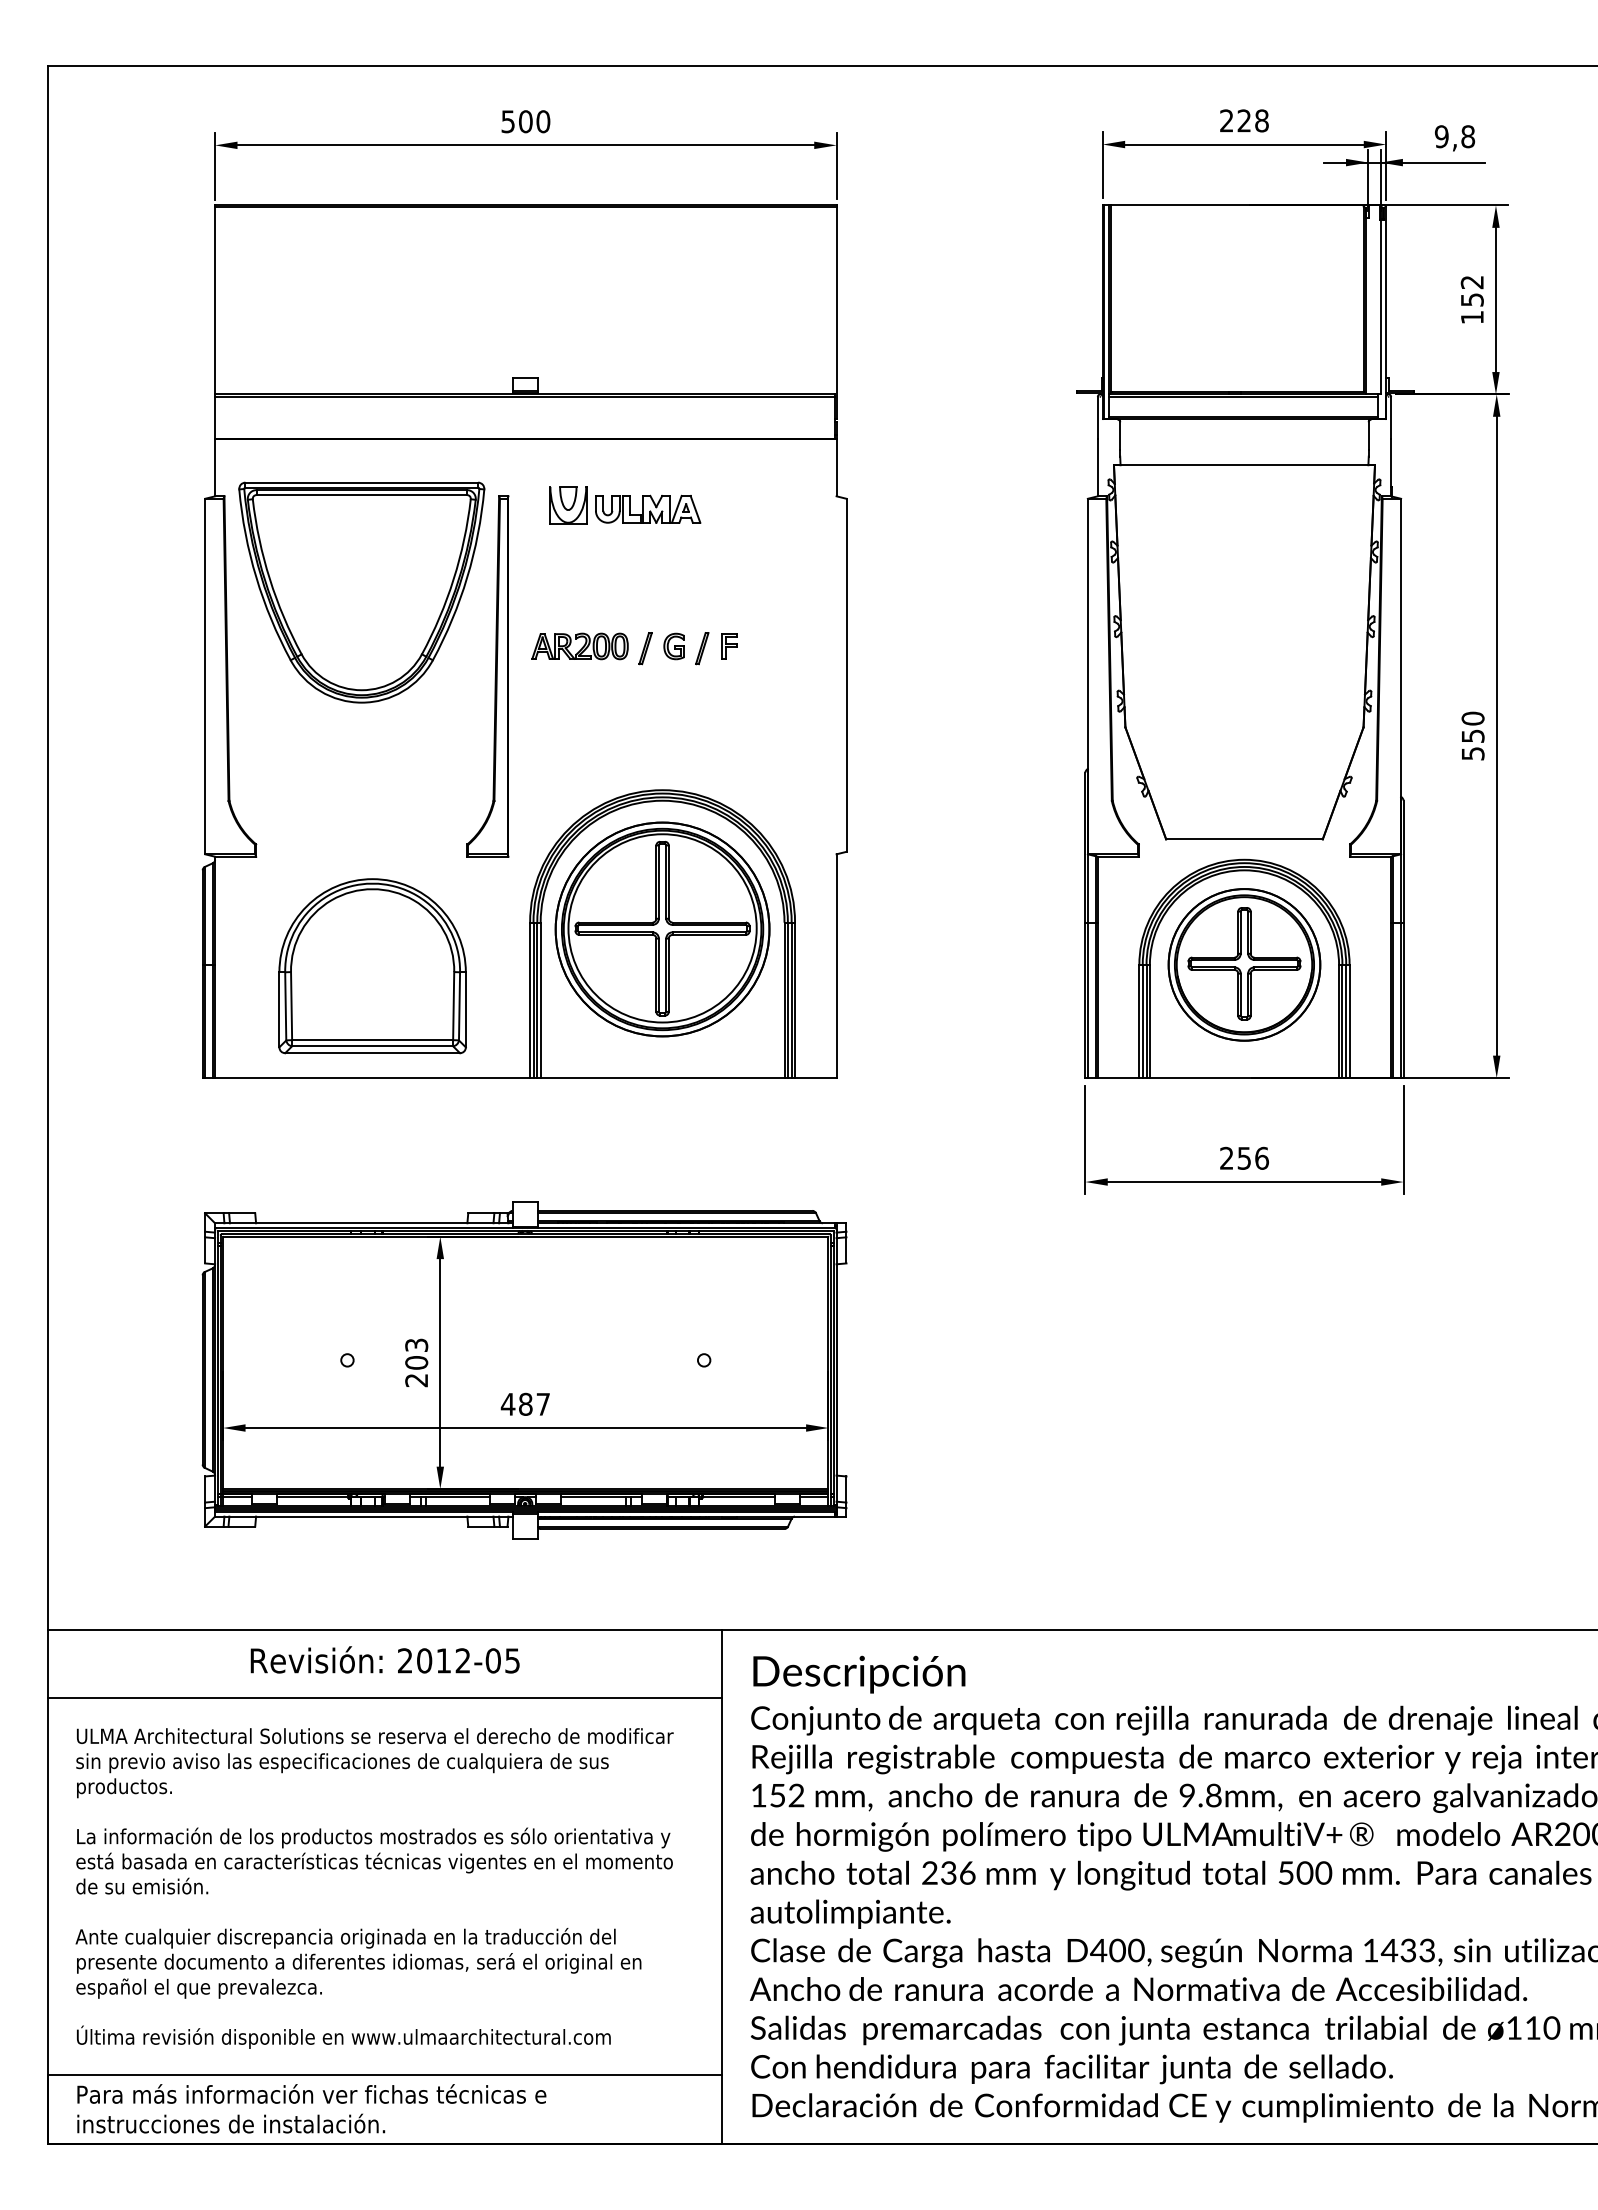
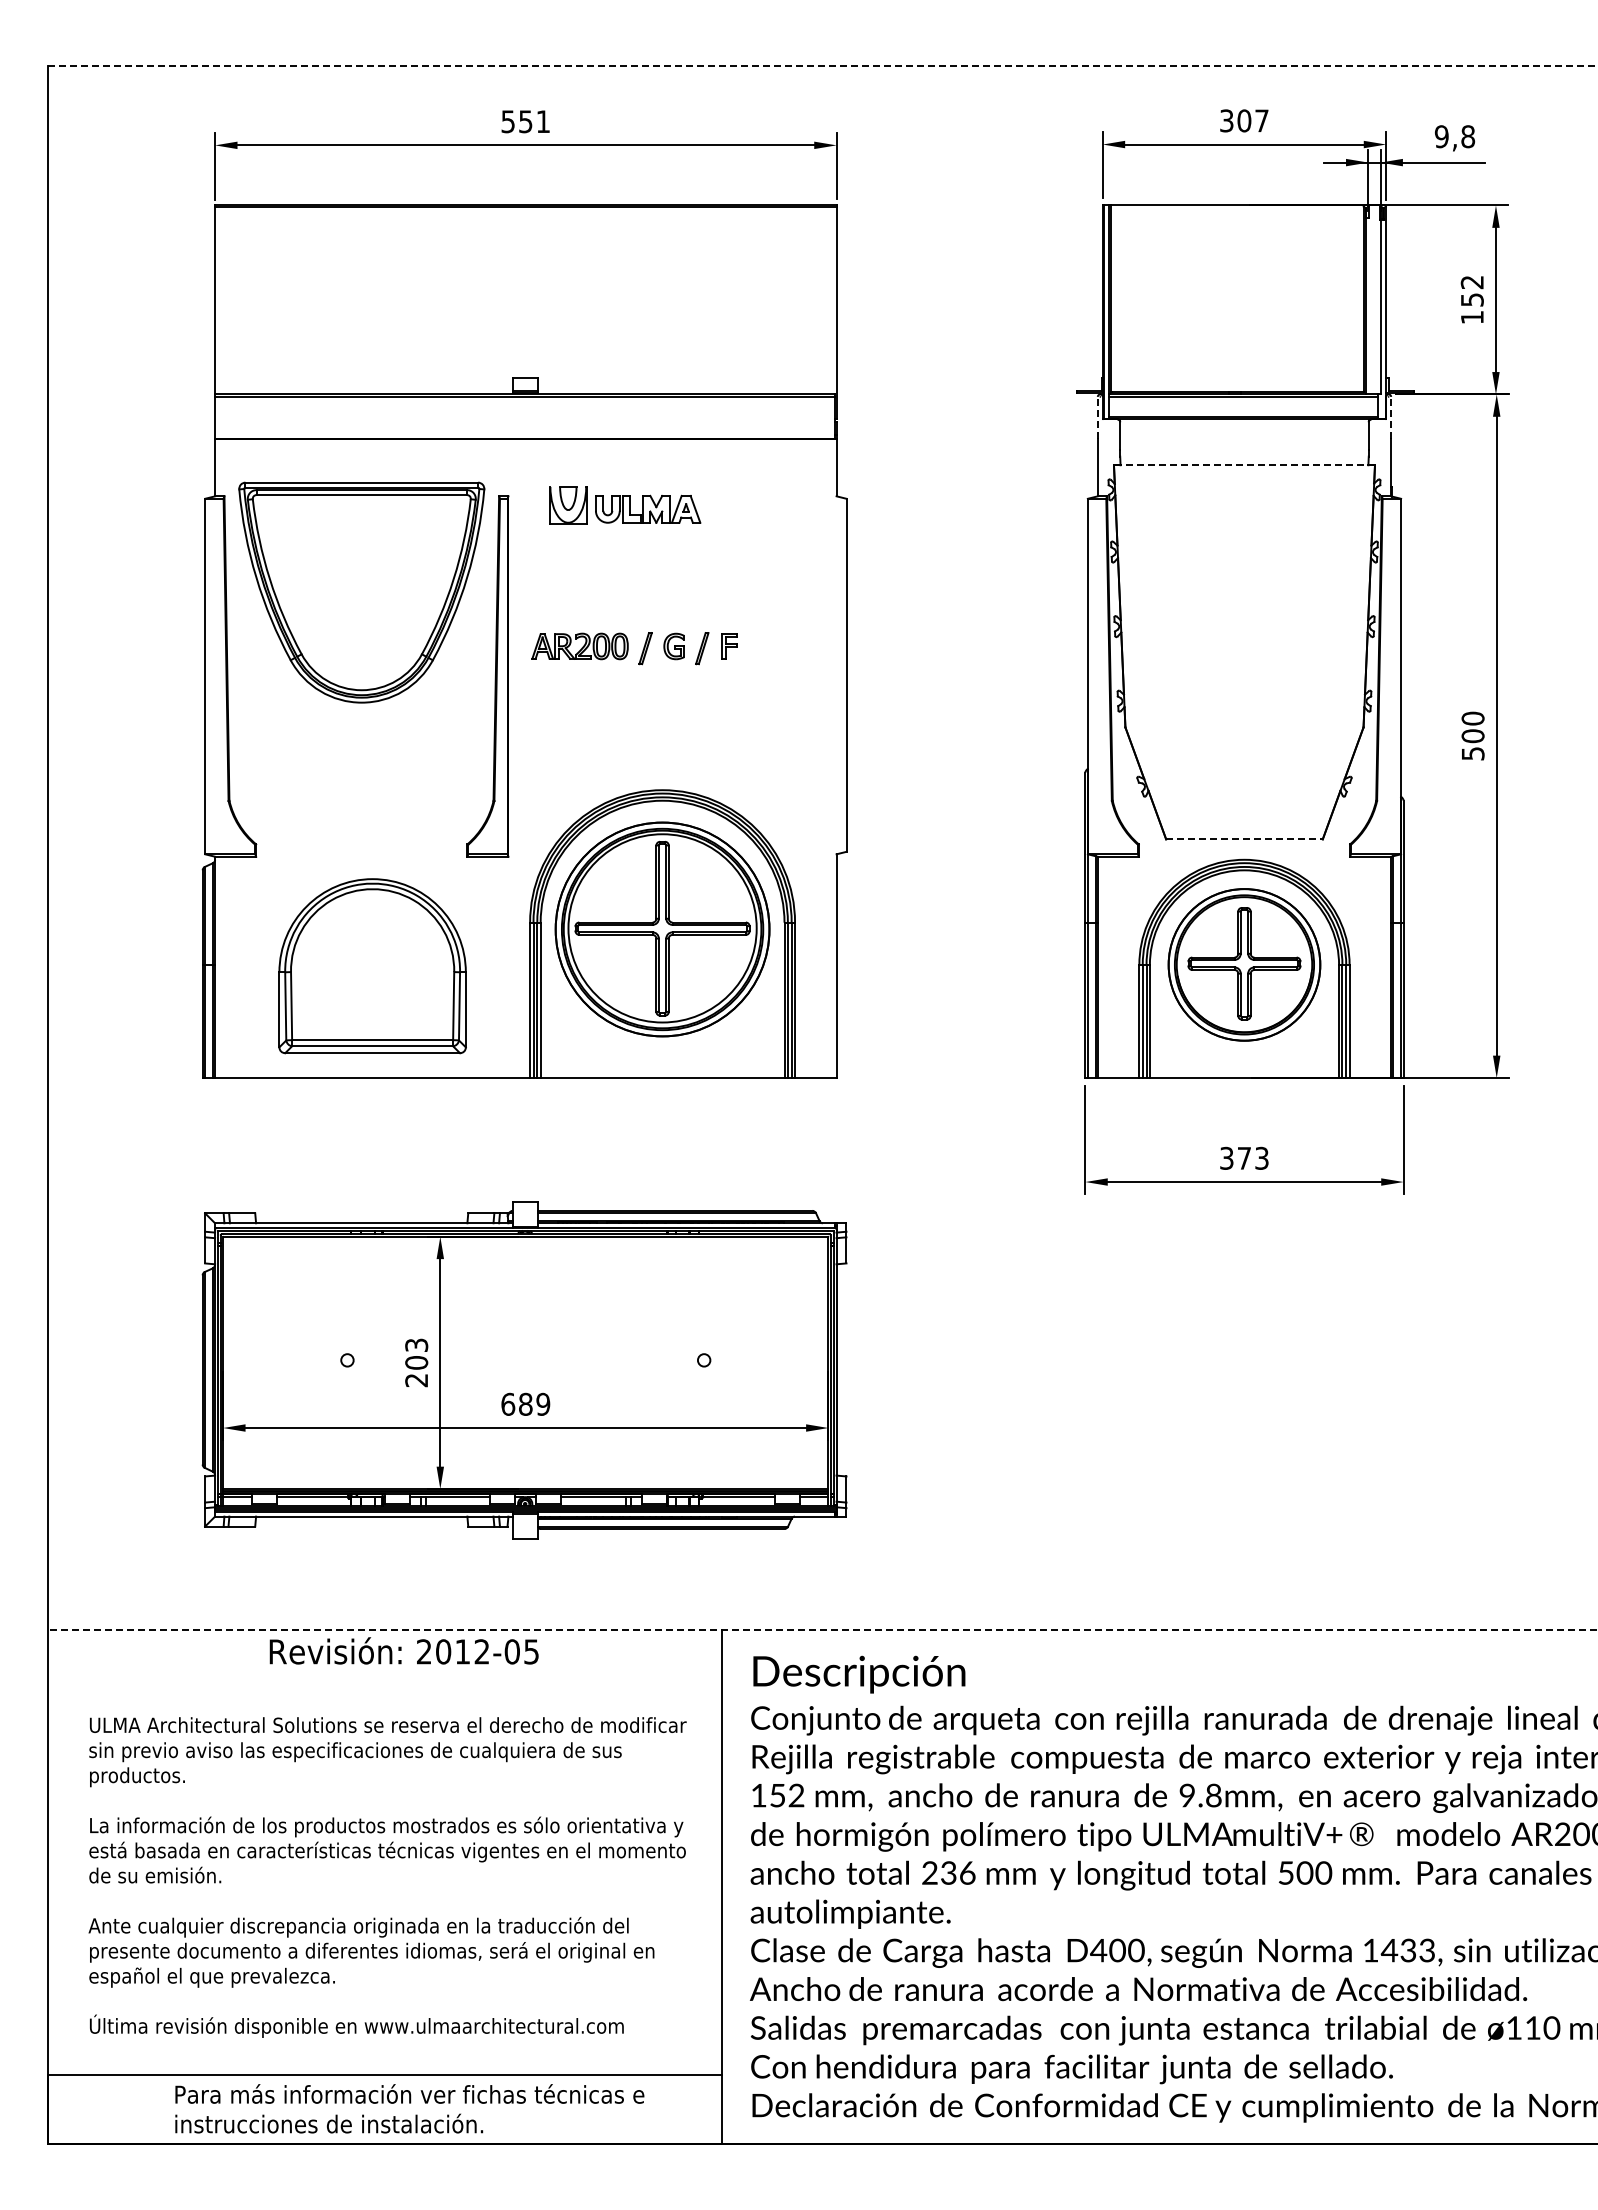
line: solid -> dashed (822, 66)
text: 228 -> 307 (1244, 120)
text: 500 -> 551 (534, 121)
line: solid -> dashed (1097, 417)
line: solid -> dashed (1391, 417)
line: solid -> dashed (1244, 465)
text: 550 -> 500 (1472, 736)
line: solid -> dashed (1244, 839)
text: 256 -> 373 (1244, 1157)
text: 487 -> 689 (525, 1403)
line: solid -> dashed (822, 1629)
text position: (384, 1659) -> (403, 1650) (403, 1650)
line: present -> none (384, 1698)
text position: (374, 1888) -> (387, 1877) (387, 1877)
text position: (311, 2108) -> (409, 2108) (409, 2108)
